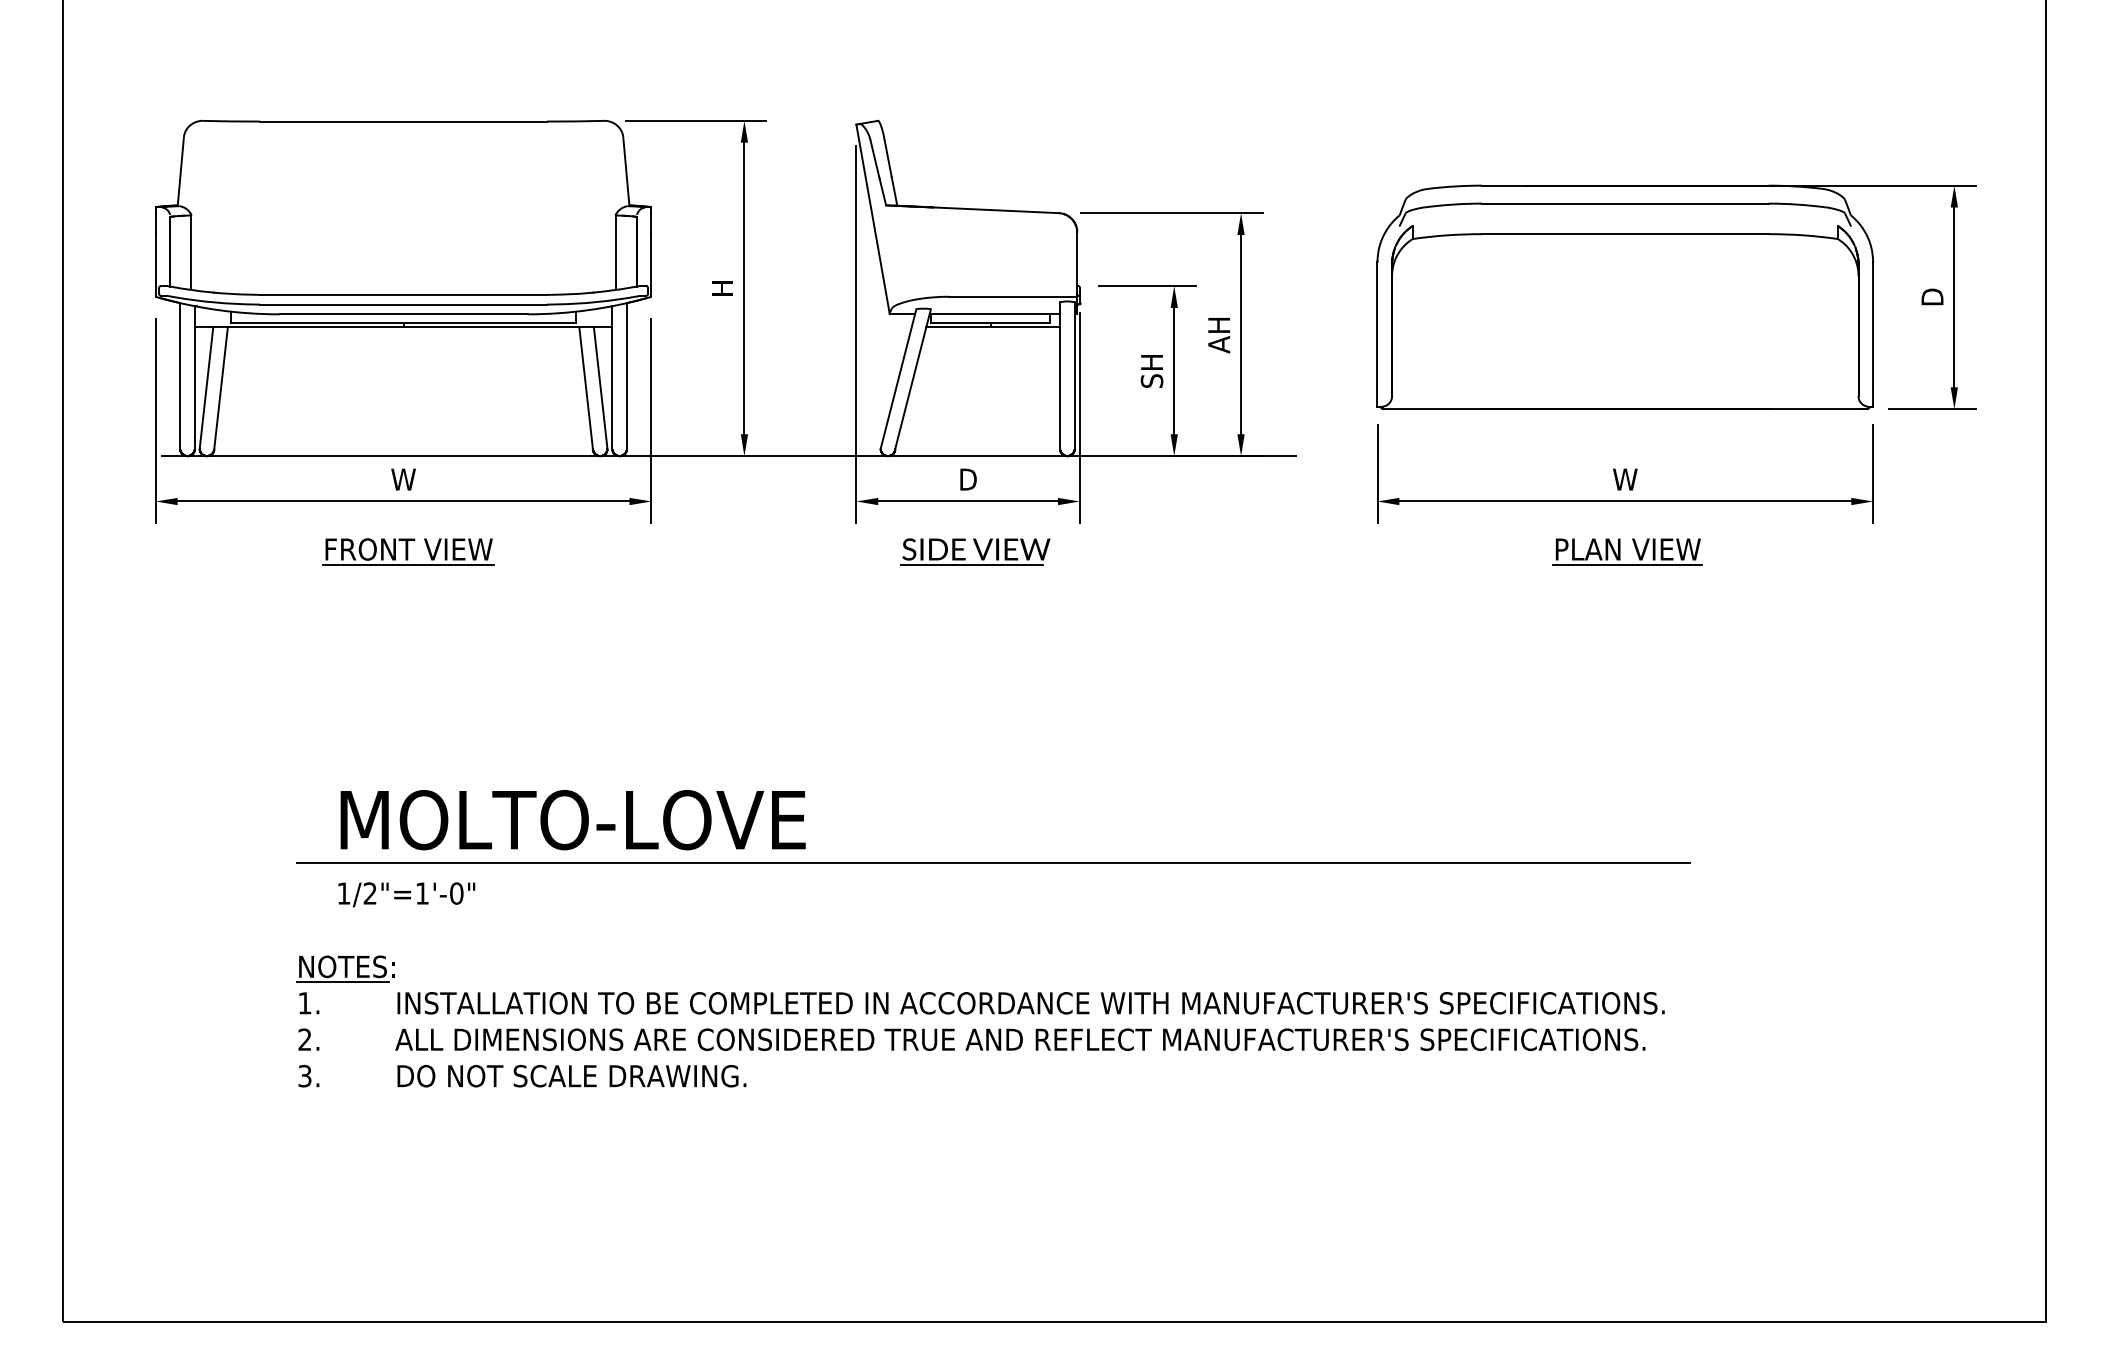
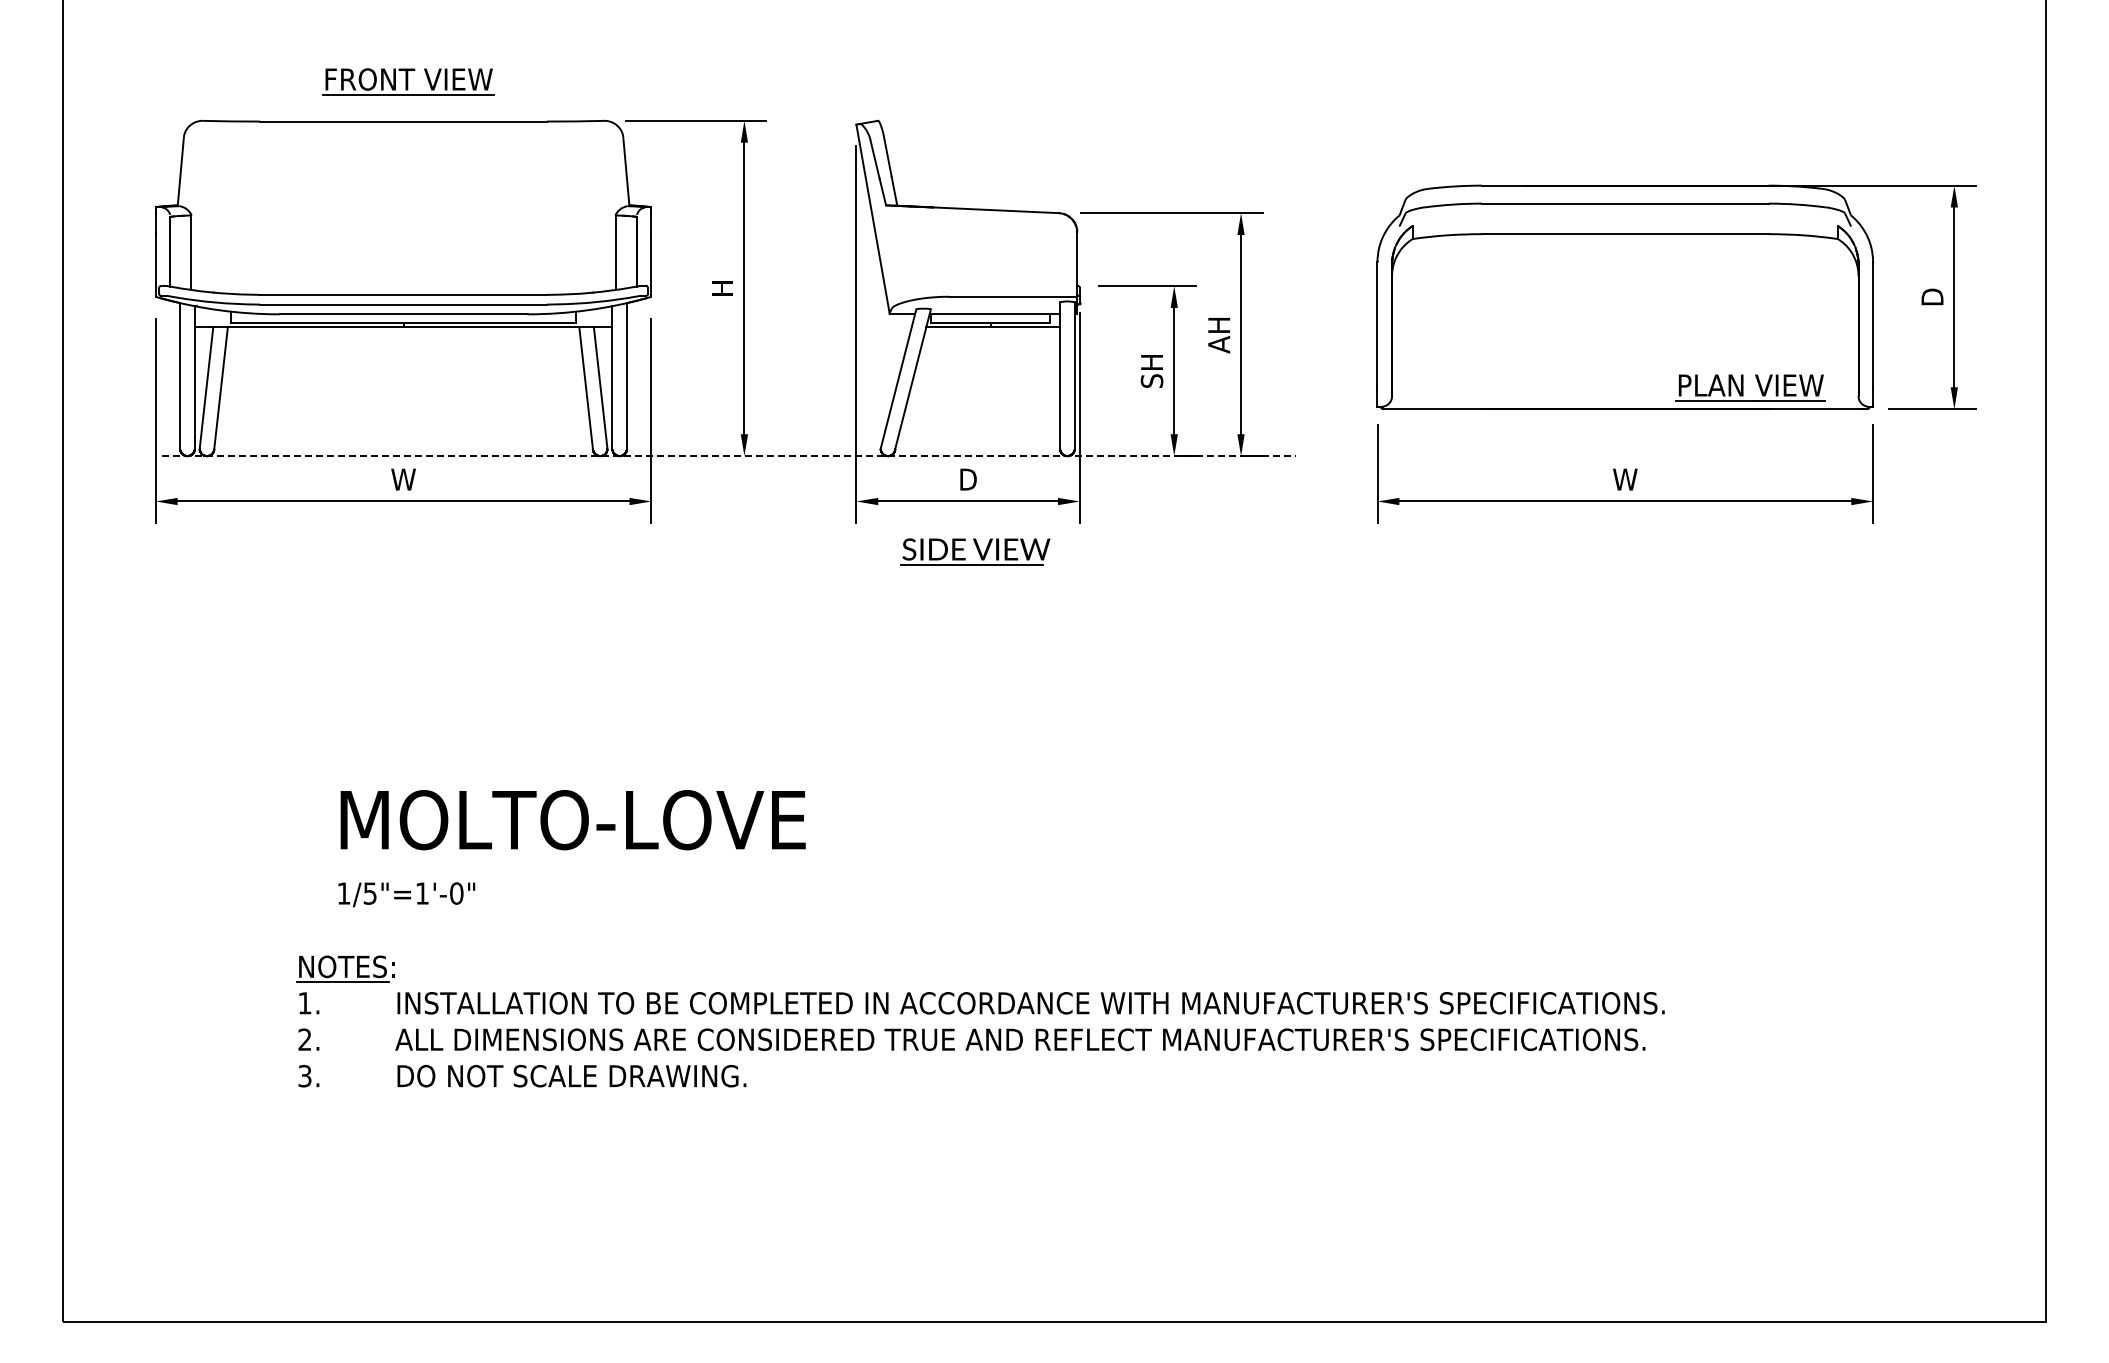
line: solid -> dashed (728, 456)
part position: (408, 551) -> (408, 81) (408, 81)
part position: (1620, 551) -> (1743, 387) (1743, 387)
line: present -> none (992, 862)
text: 1/2"=1'-0" -> 1/5"=1'-0" (369, 893)
